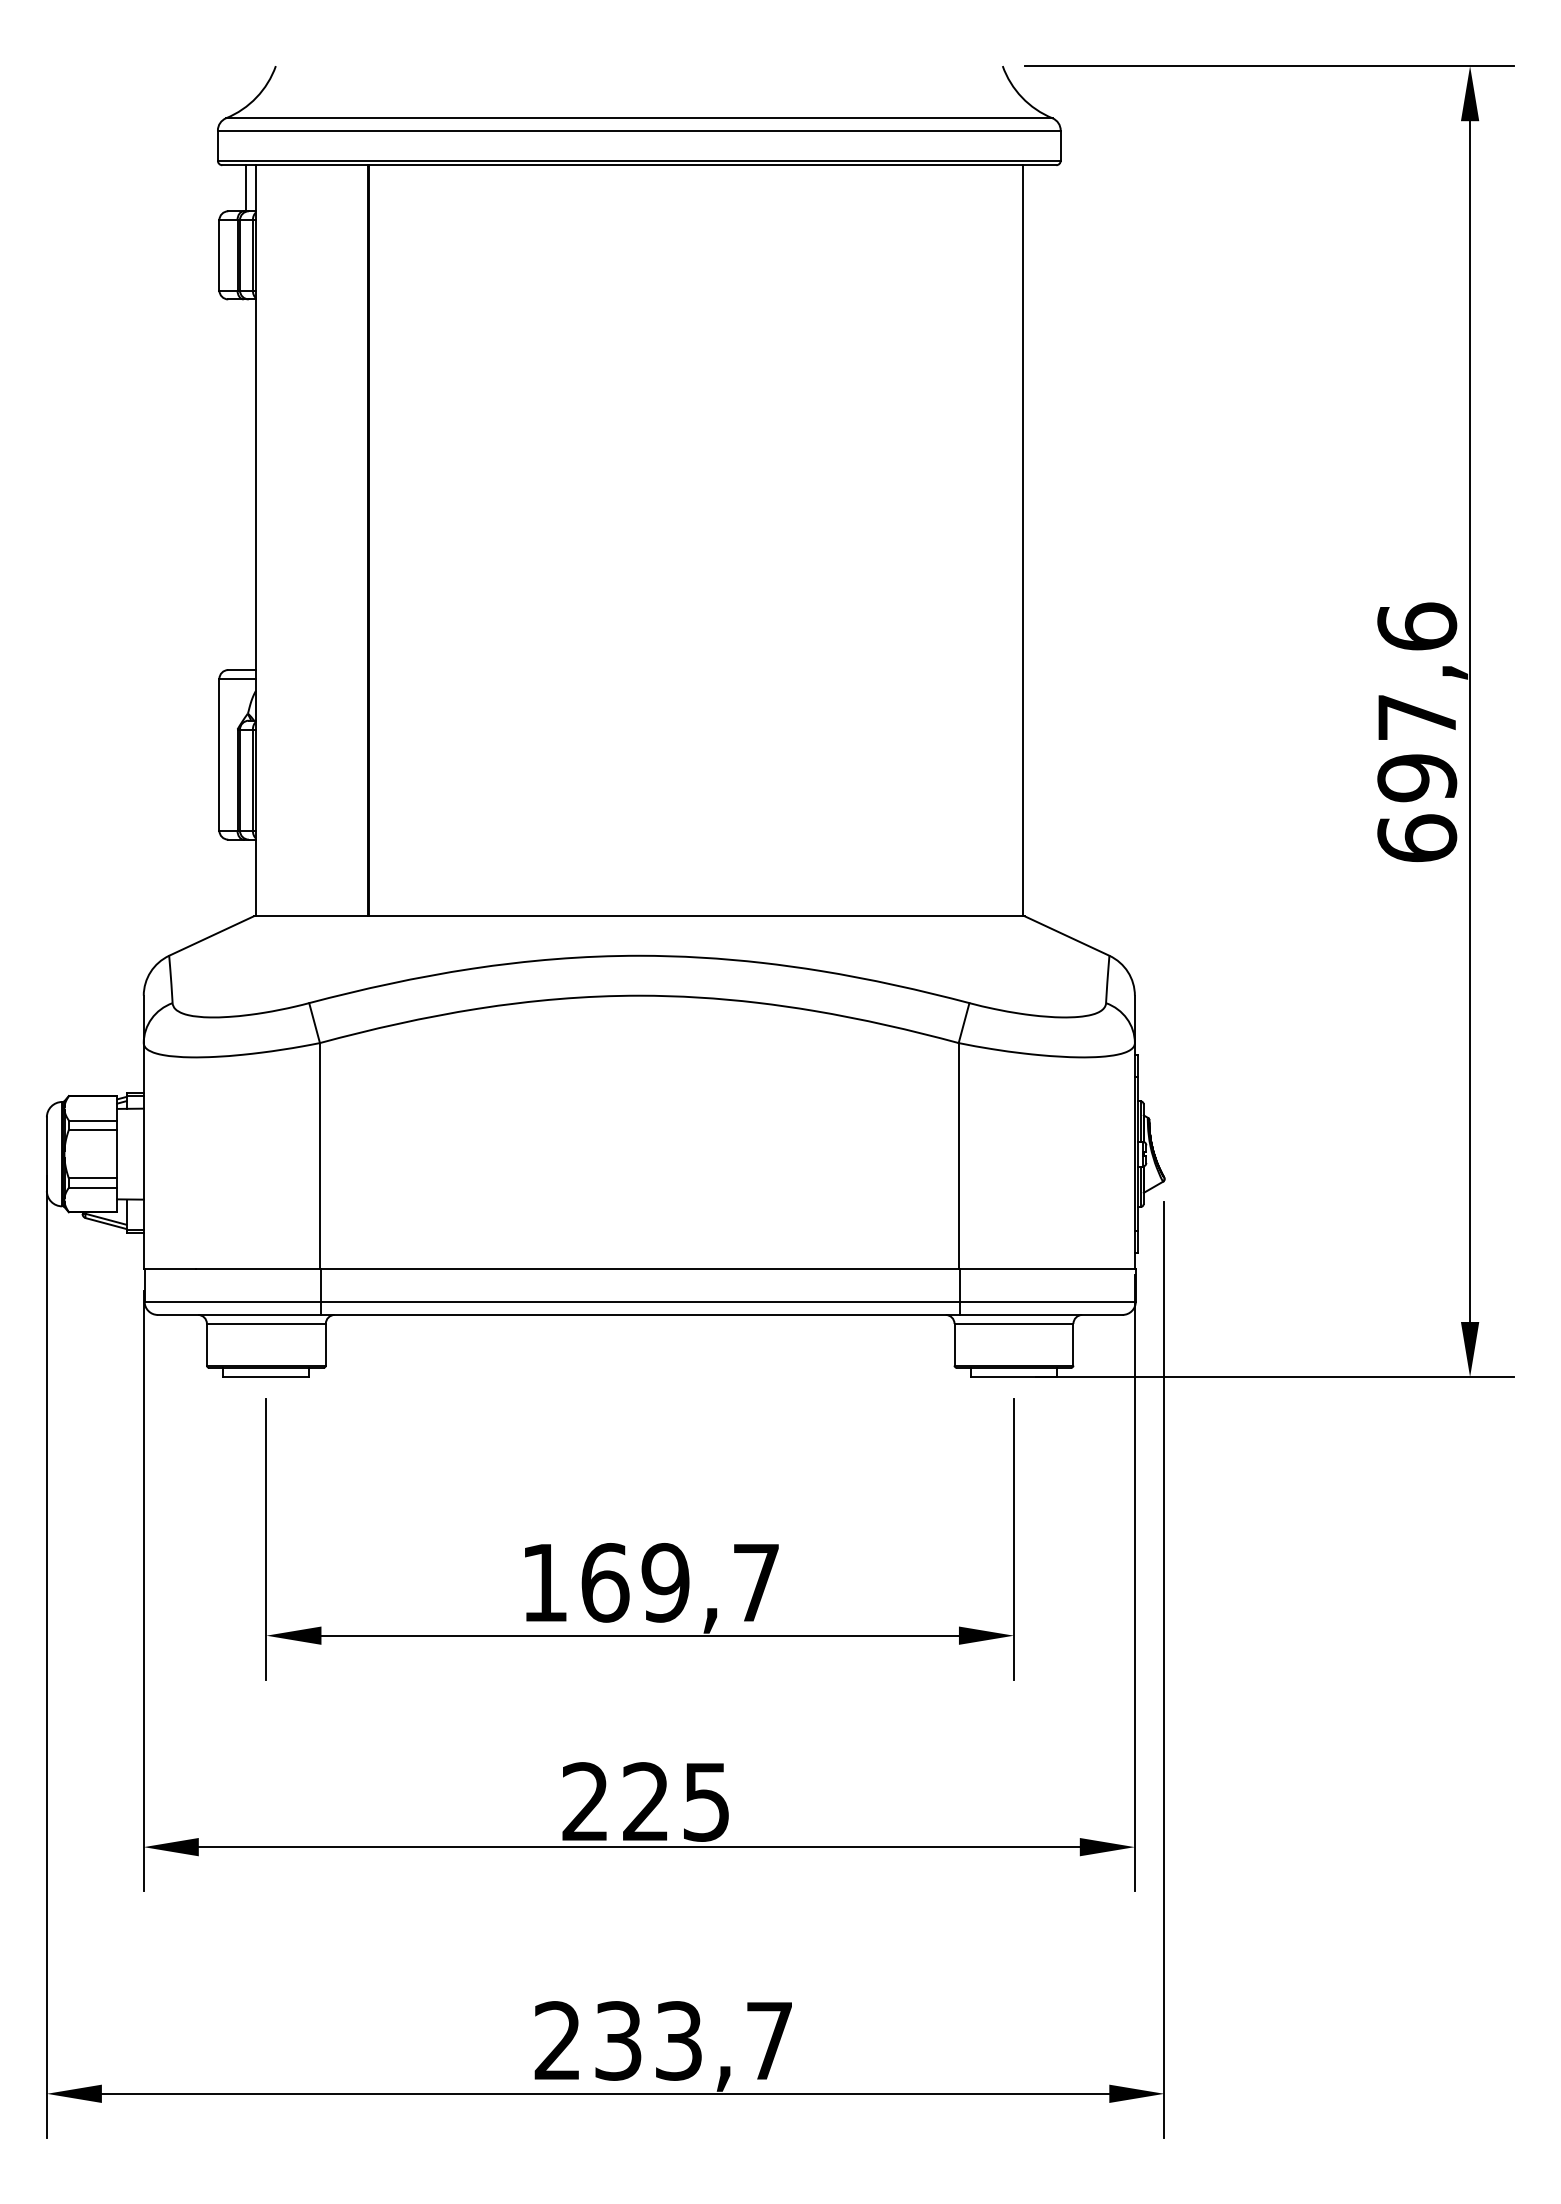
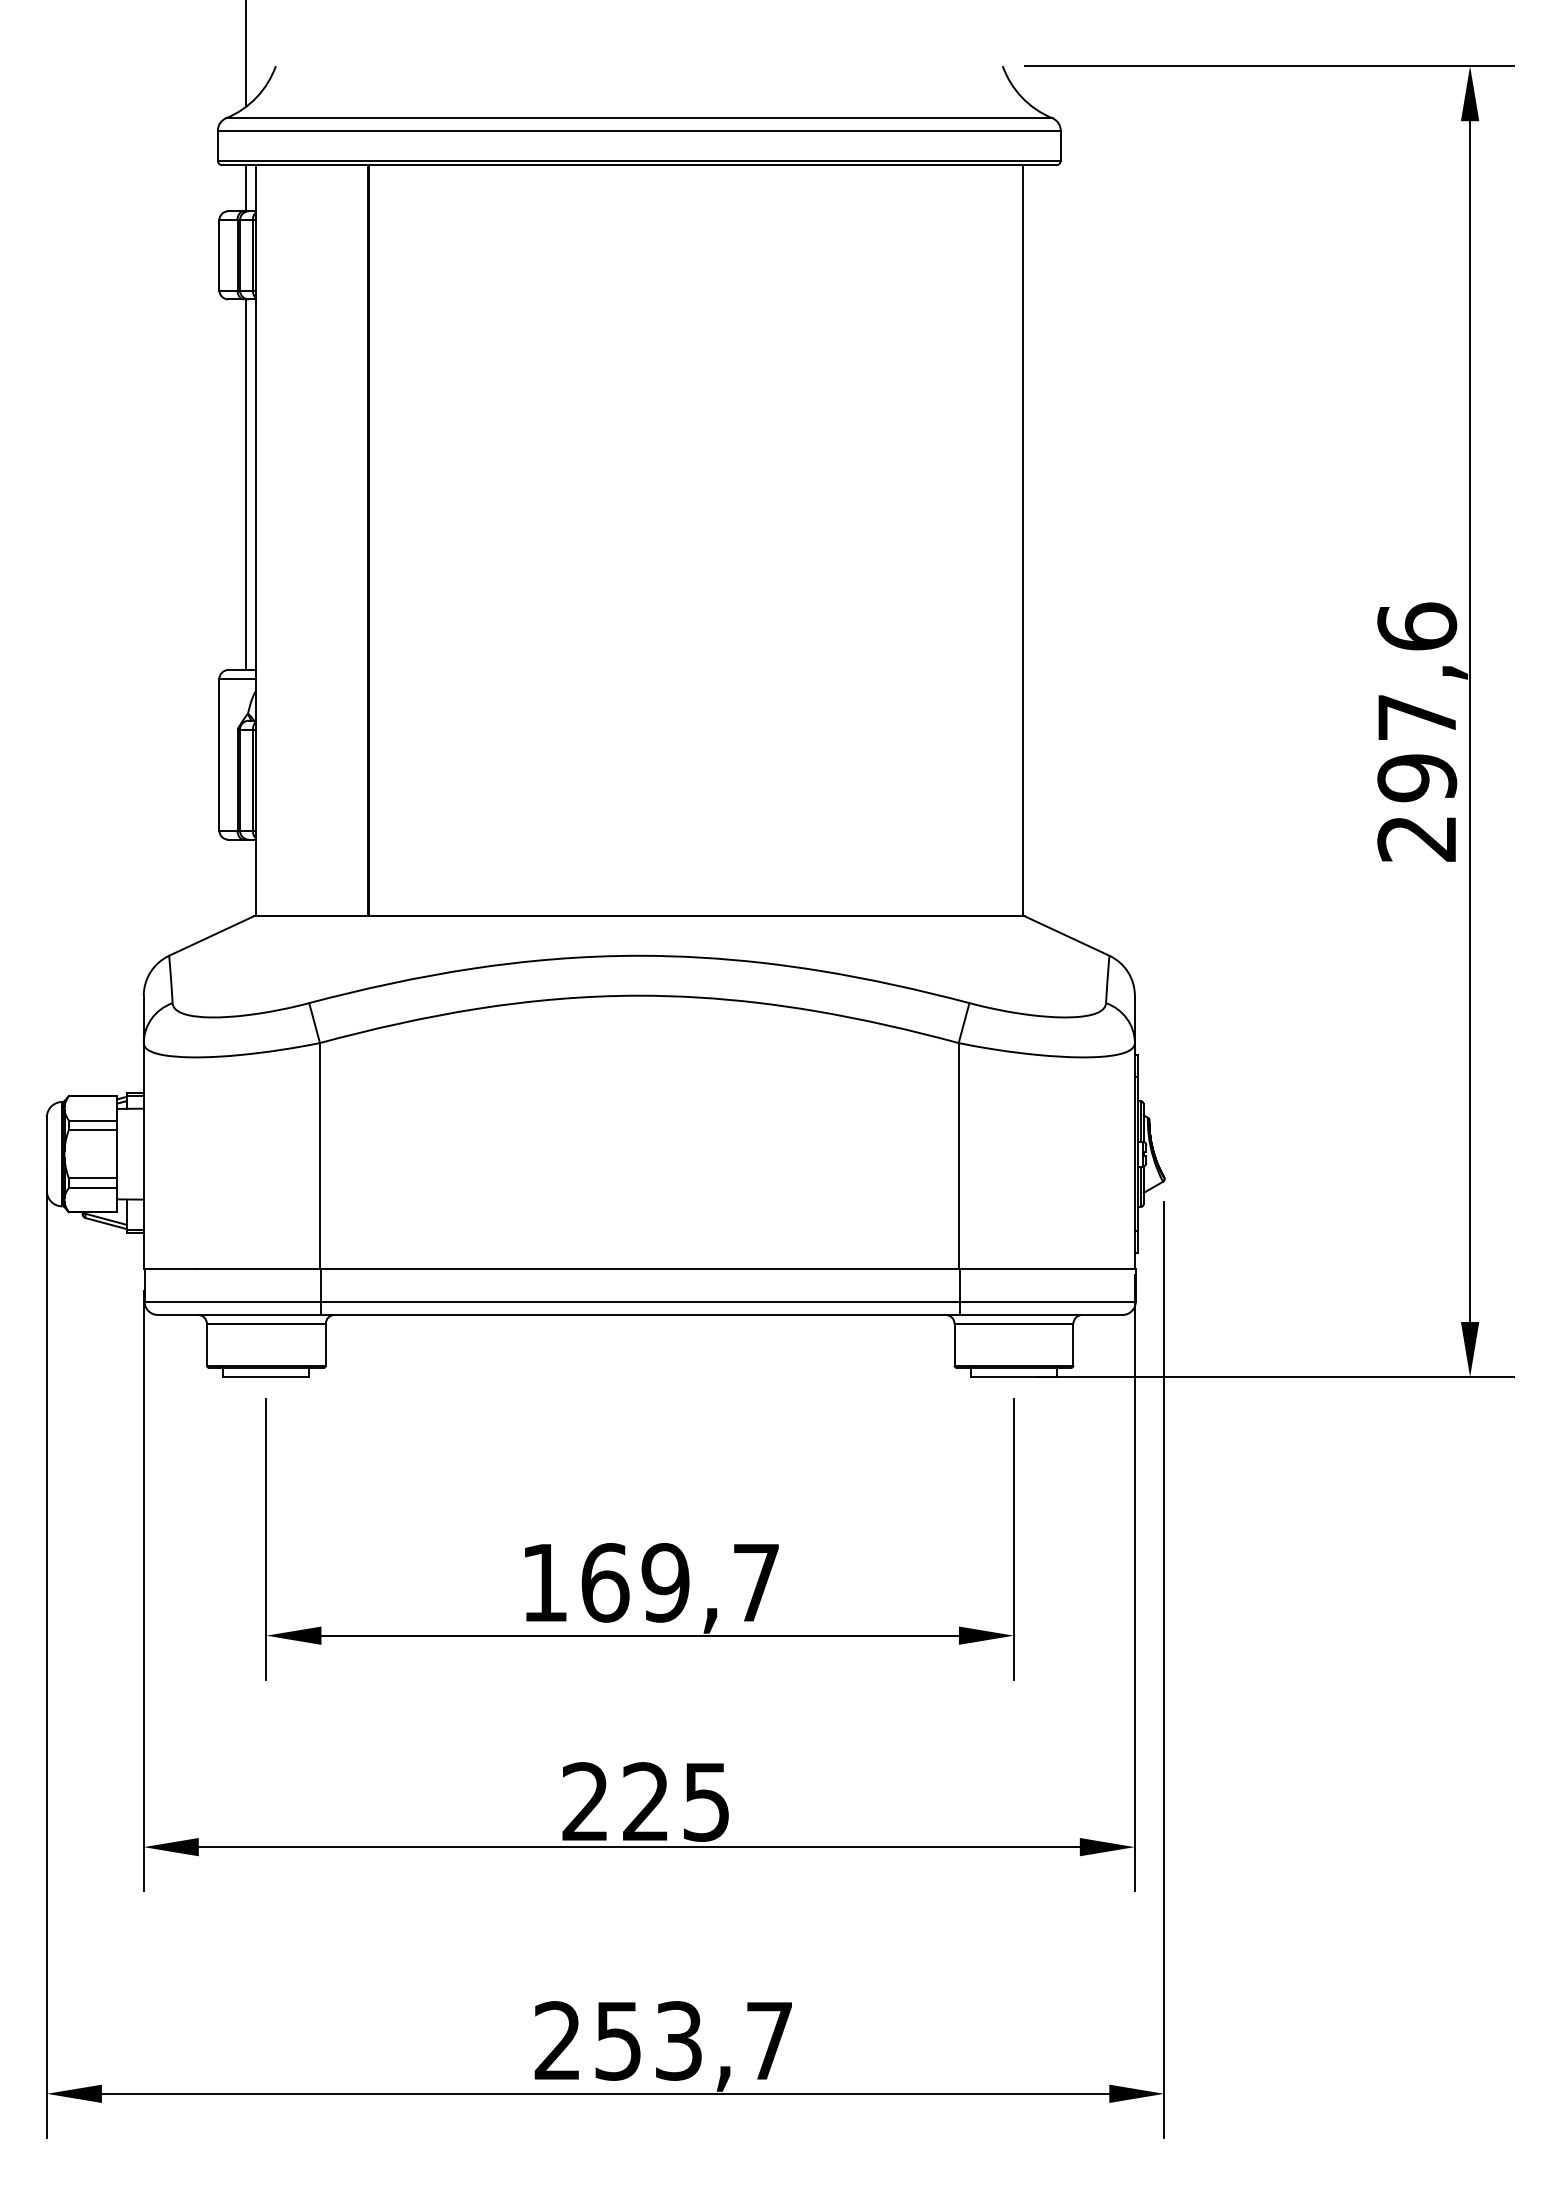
line: none -> present (246, 54)
line: none -> present (246, 484)
text: 697,6 -> 297,6 (1417, 838)
text: 233,7 -> 253,7 (618, 2040)
